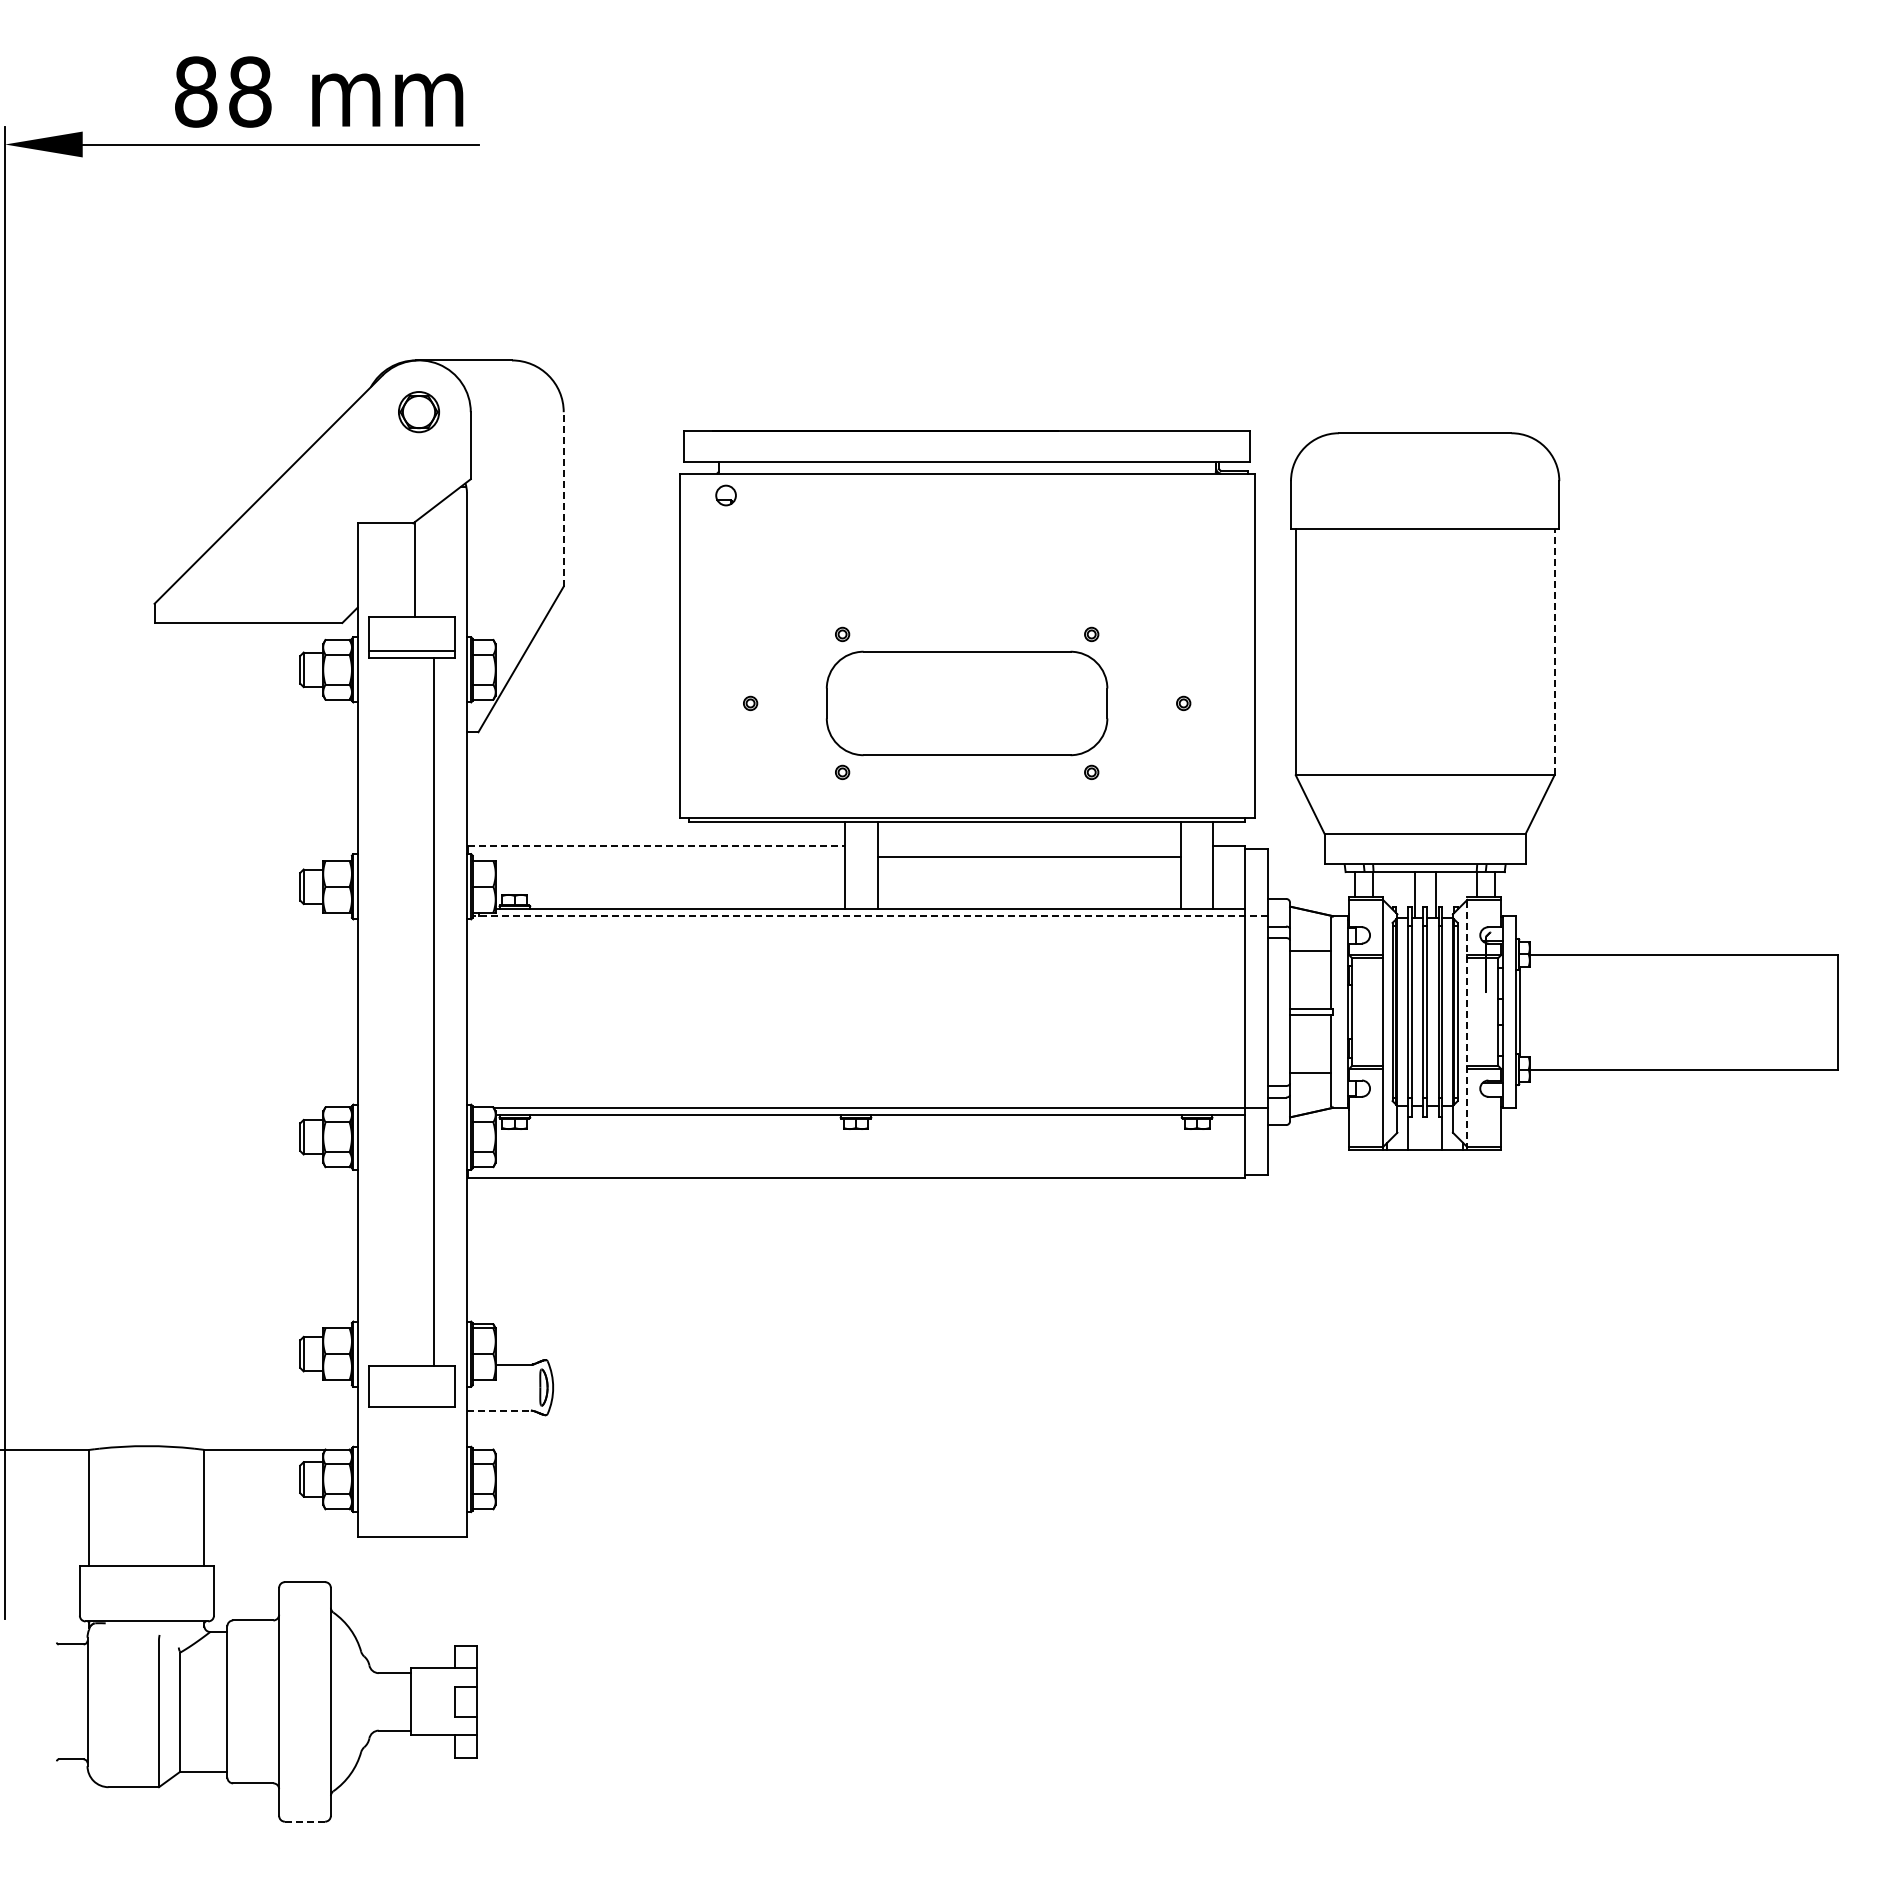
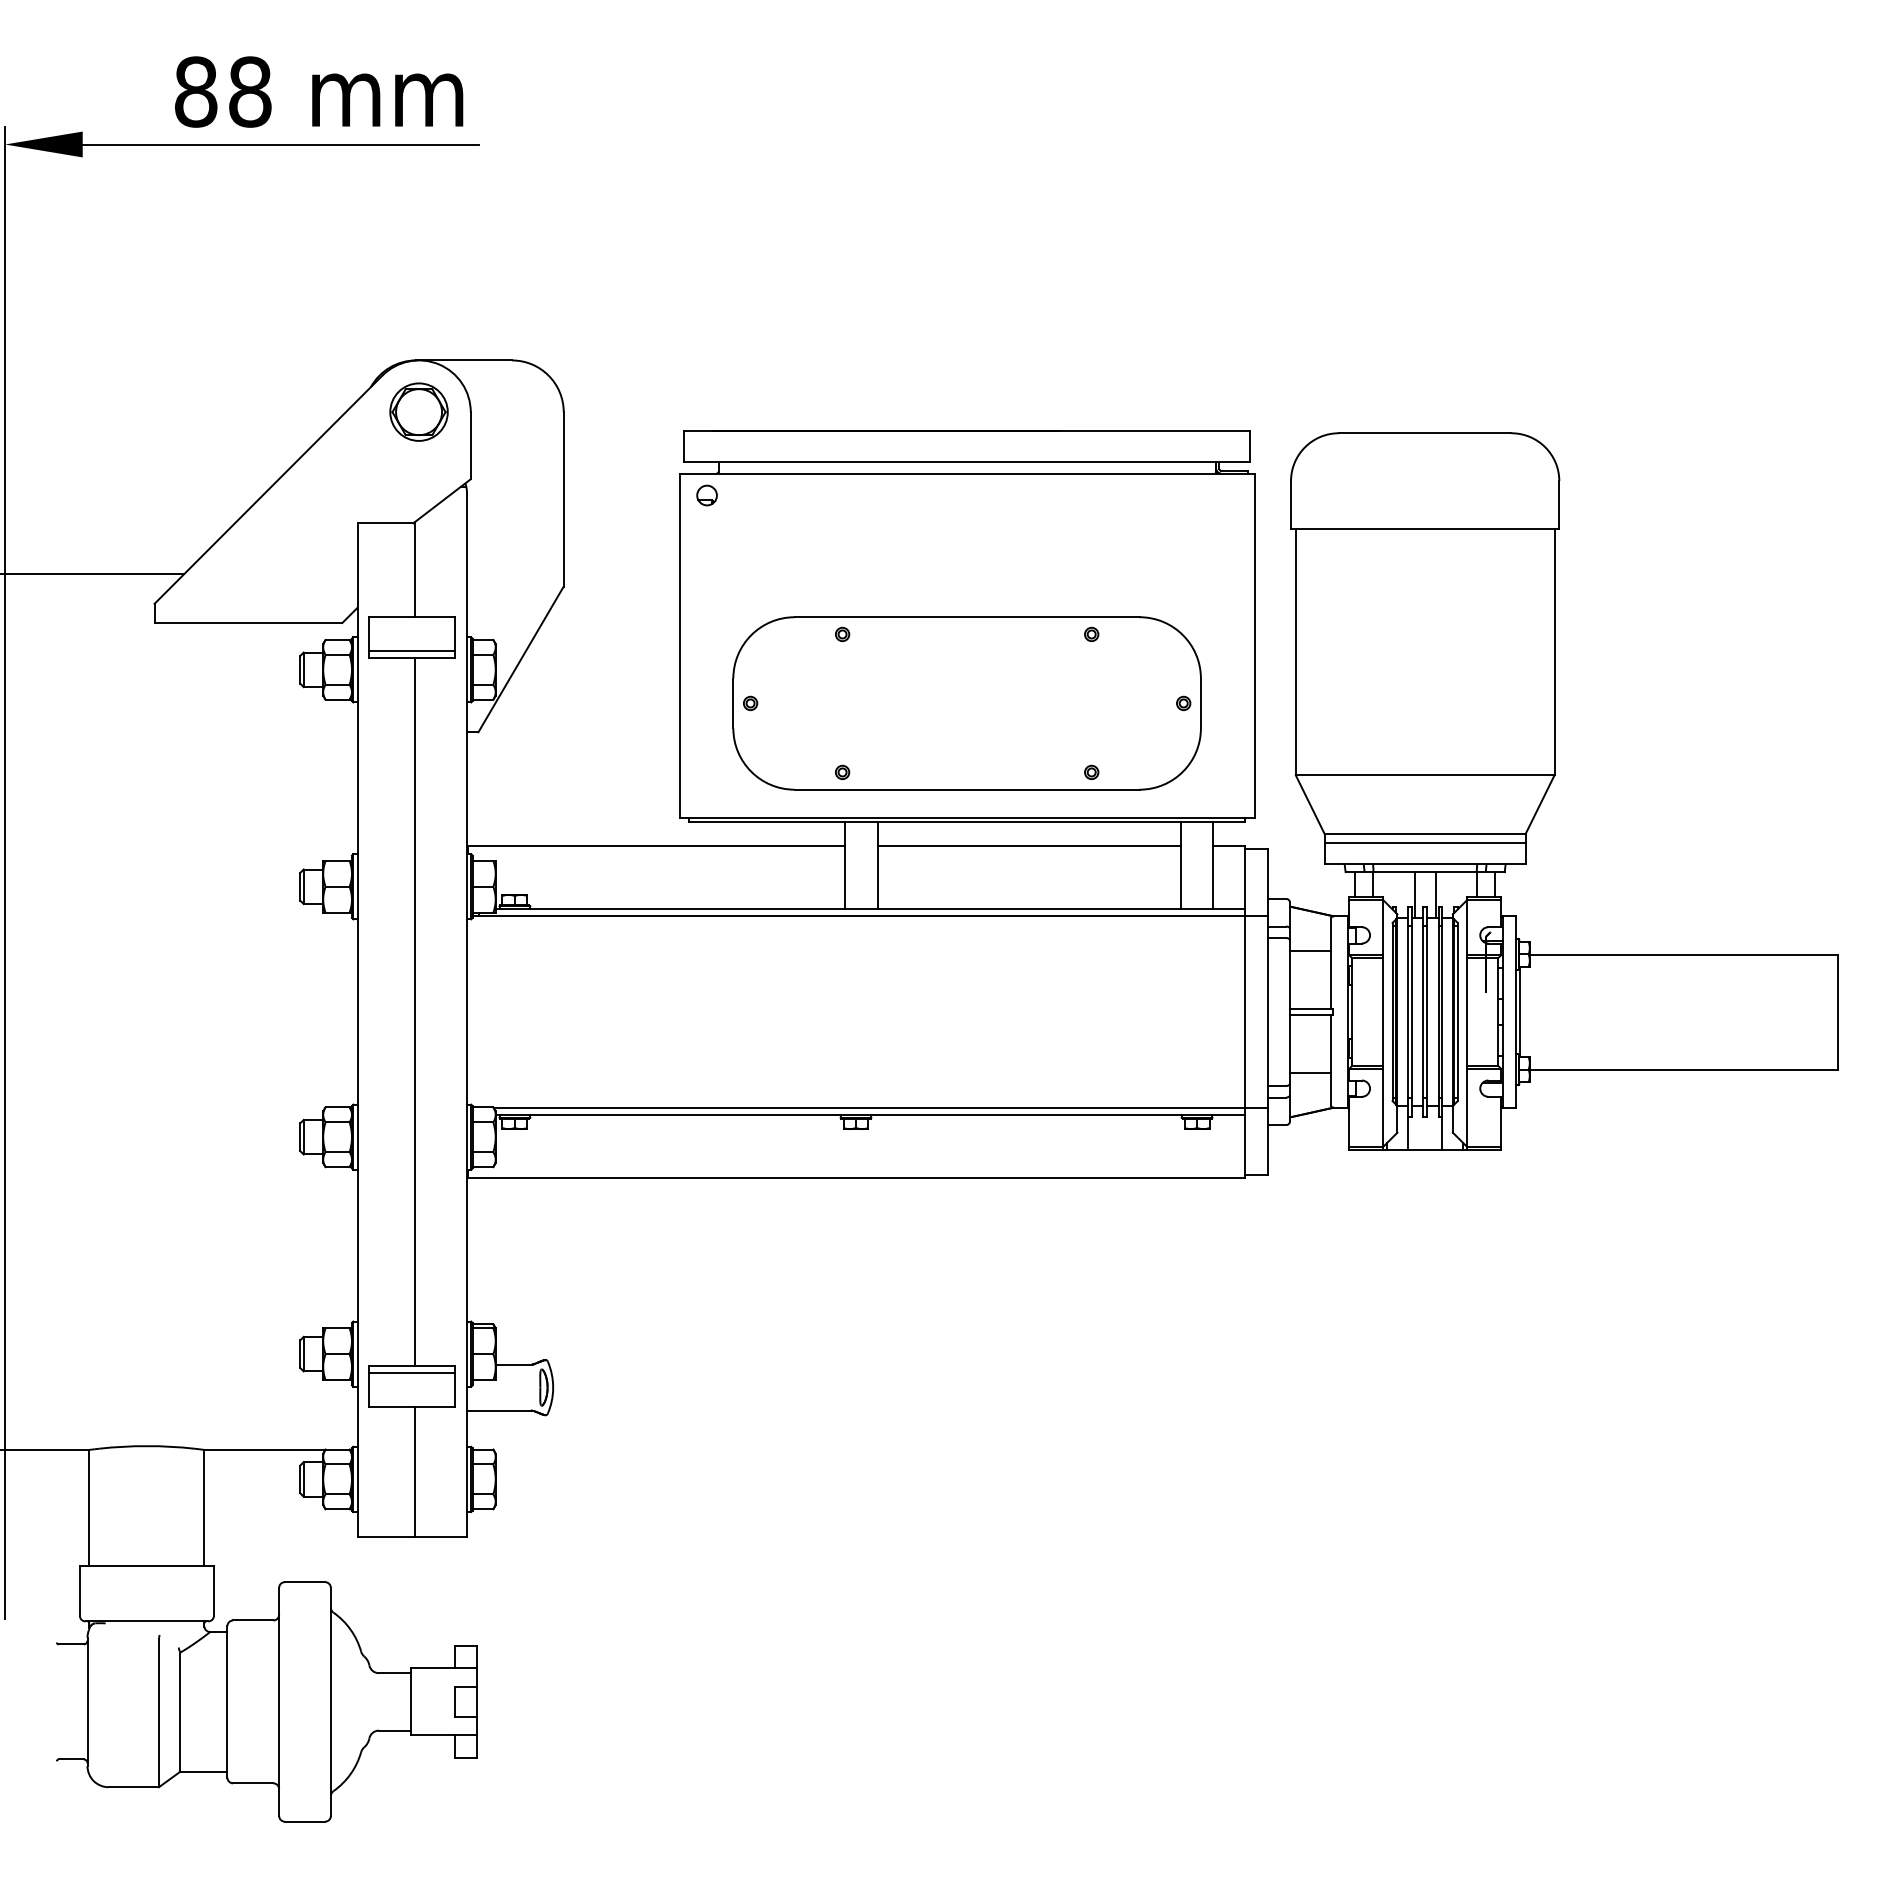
part size: 42x43 px -> 60x60 px (418, 411)
part position: (725, 495) -> (706, 495) (706, 495)
line: dashed -> solid (563, 498)
line: none -> present (93, 574)
line: dashed -> solid (1554, 651)
part size: 284x107 px -> 470x175 px (966, 703)
line: none -> present (1424, 843)
line: dashed -> solid (656, 846)
line position: (1029, 857) -> (1029, 846) (1029, 846)
line: dashed -> solid (870, 916)
line position: (434, 1011) -> (415, 1011) (415, 1011)
line: dashed -> solid (1467, 1023)
line: none -> present (412, 1373)
line: dashed -> solid (499, 1410)
line: none -> present (415, 1472)
line: dashed -> solid (304, 1821)
